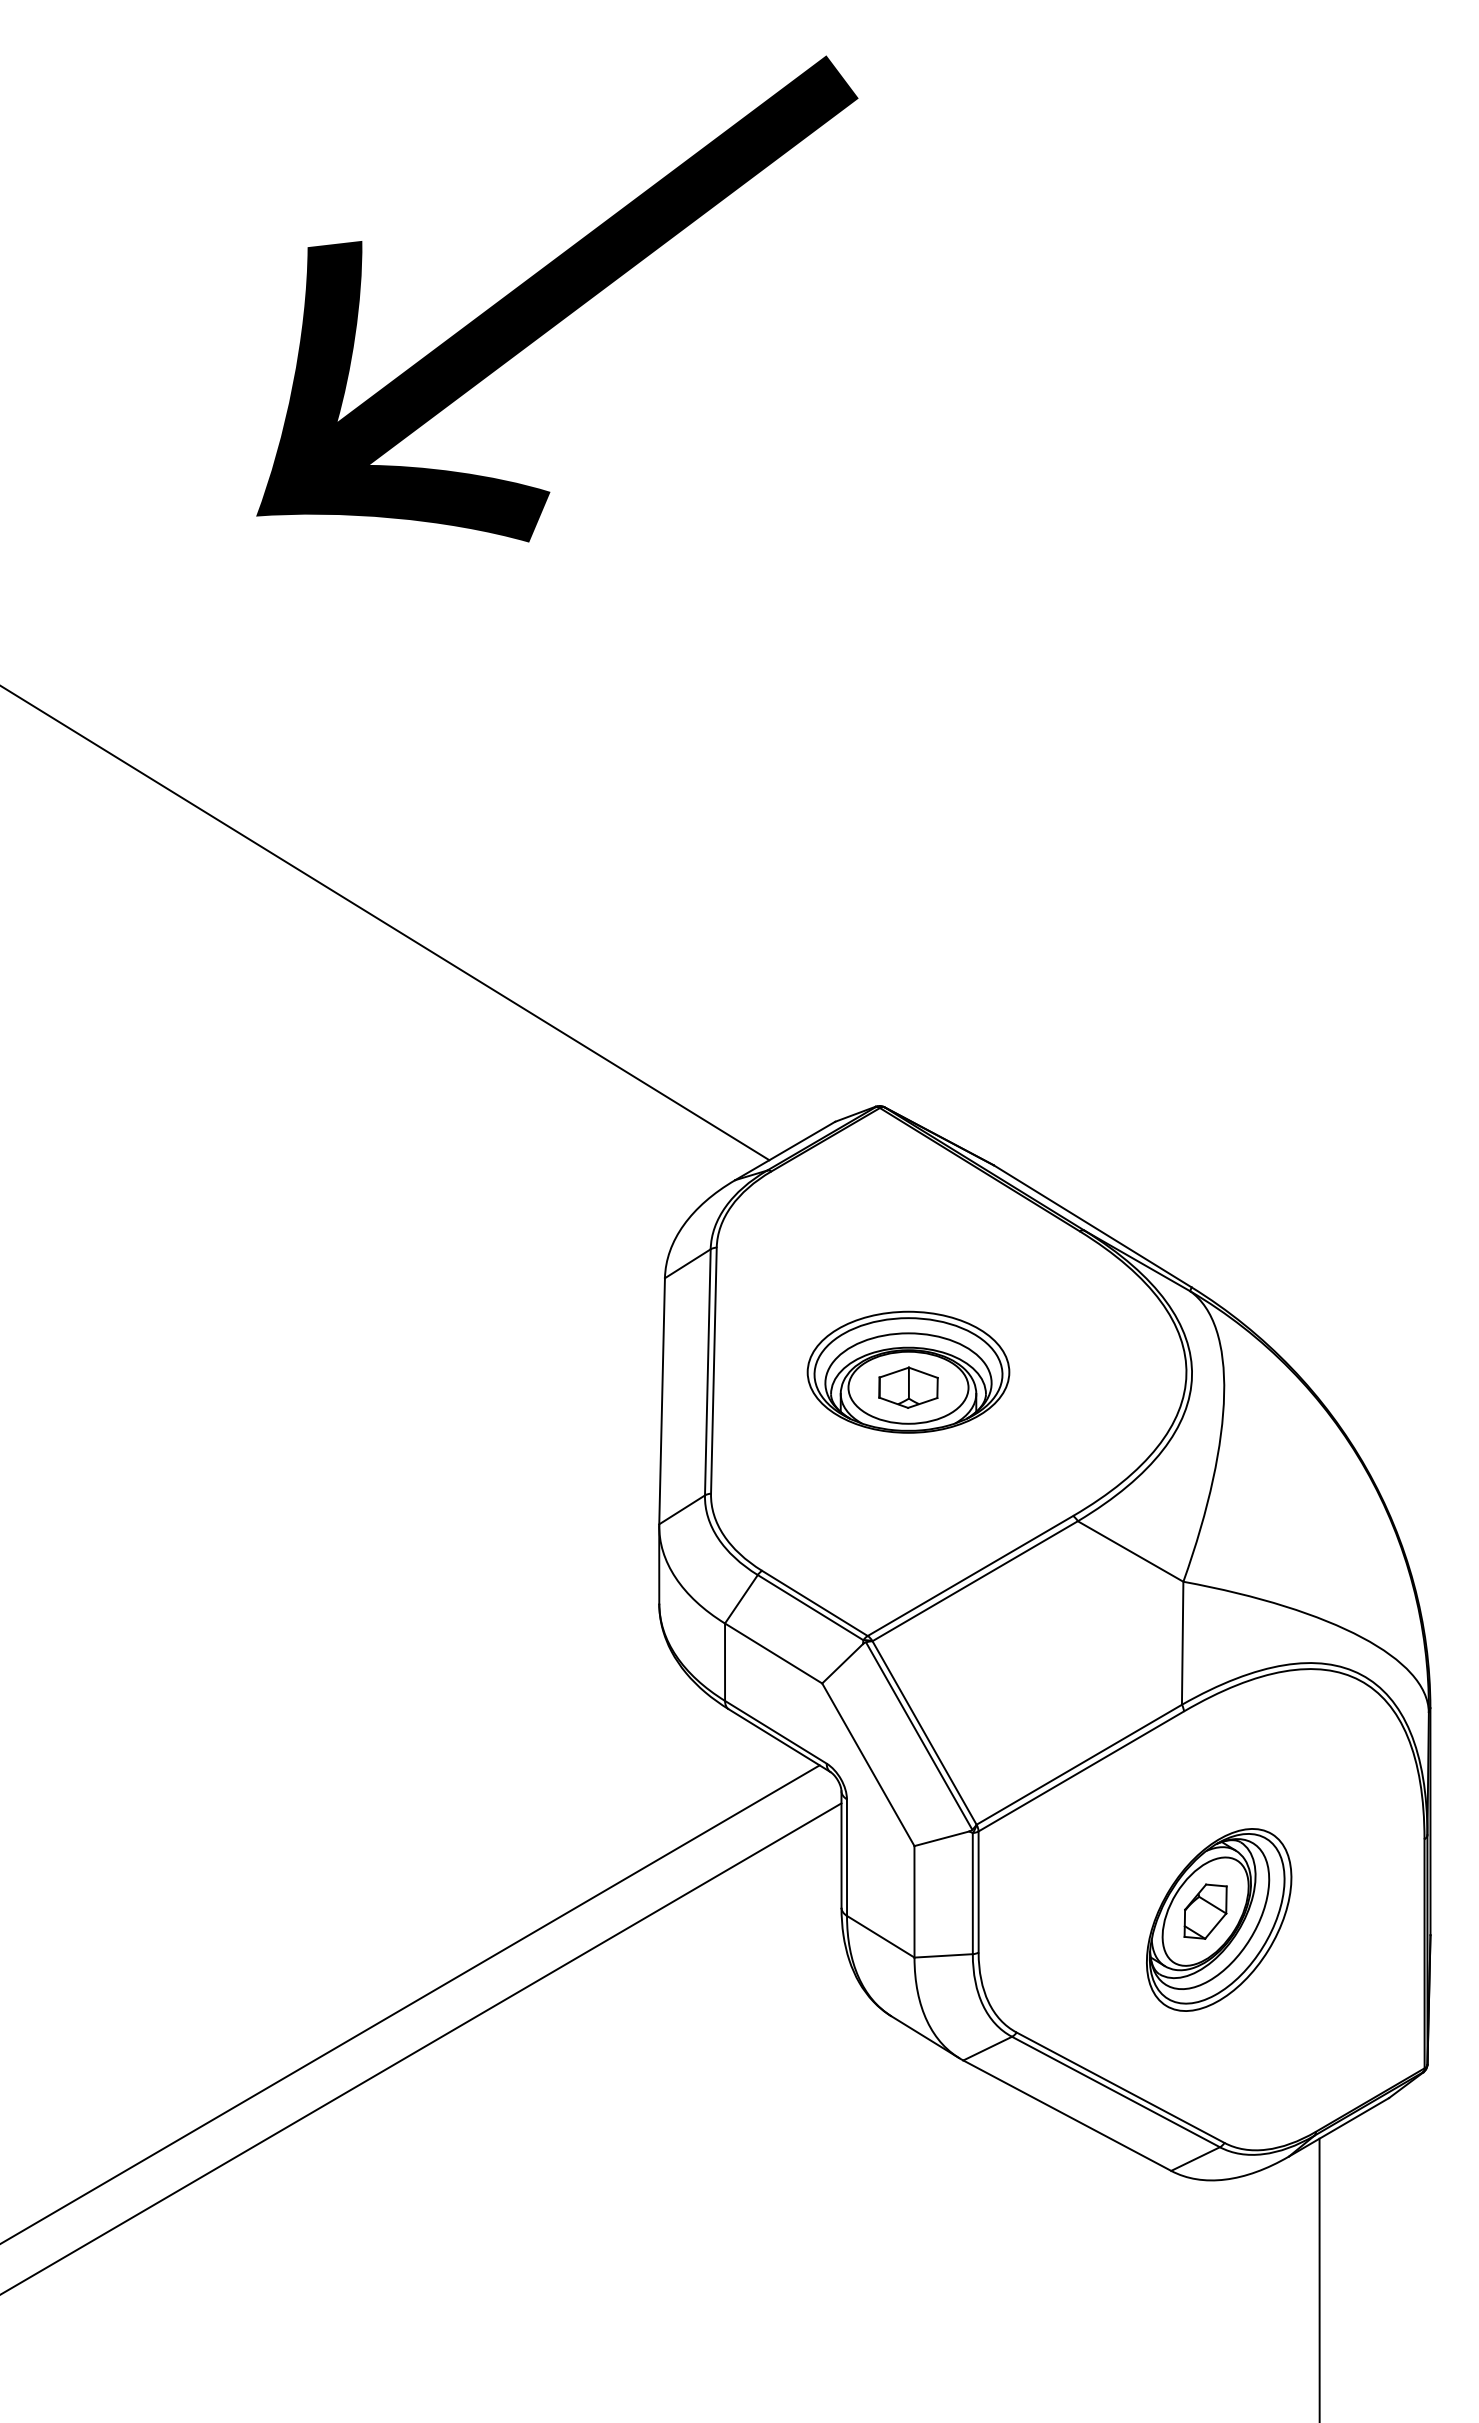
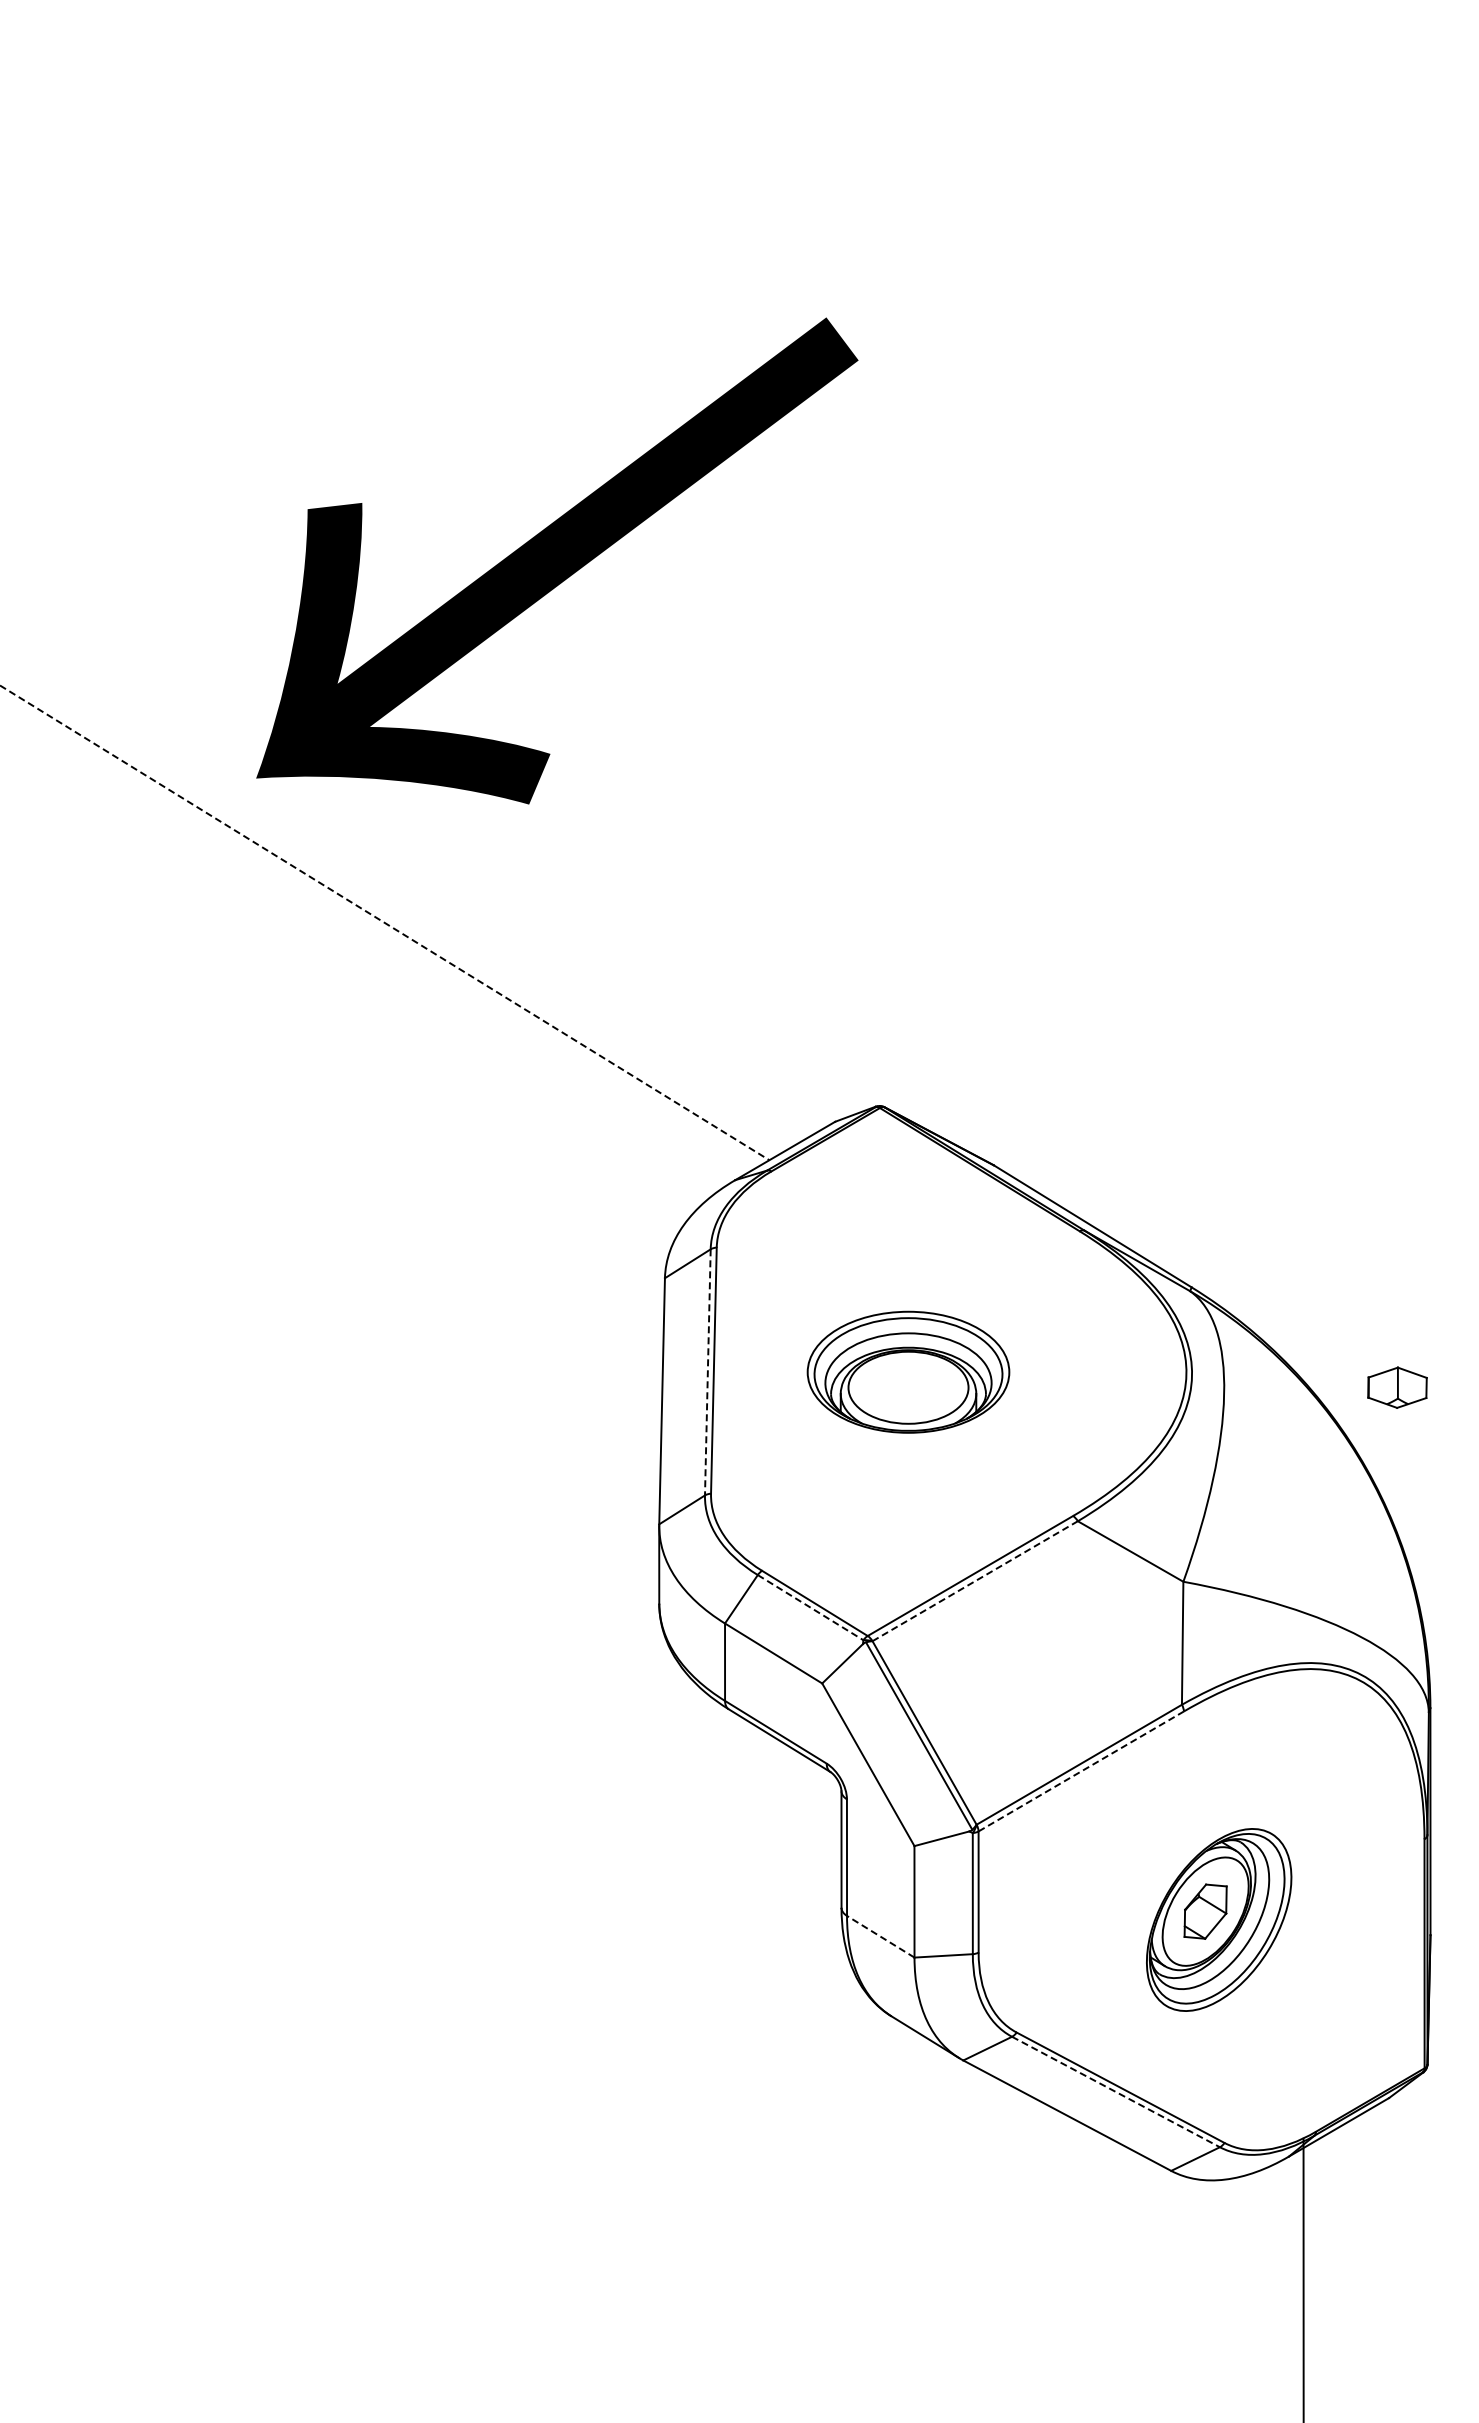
text position: (557, 298) -> (557, 560) (557, 560)
line: solid -> dashed (385, 923)
line: solid -> dashed (707, 1372)
part position: (908, 1387) -> (1397, 1387) (1397, 1387)
line: solid -> dashed (975, 1581)
line: solid -> dashed (811, 1607)
line: solid -> dashed (1081, 1771)
line: solid -> dashed (880, 1936)
line: present -> none (410, 2003)
line: present -> none (421, 2048)
line: solid -> dashed (1116, 2092)
line position: (1319, 2278) -> (1303, 2278) (1303, 2278)
